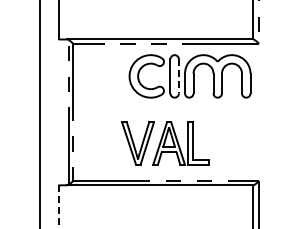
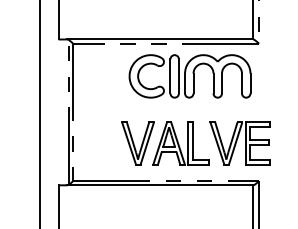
line: dashed -> solid (178, 76)
part: none -> present (239, 143)
line: dashed -> solid (58, 207)
